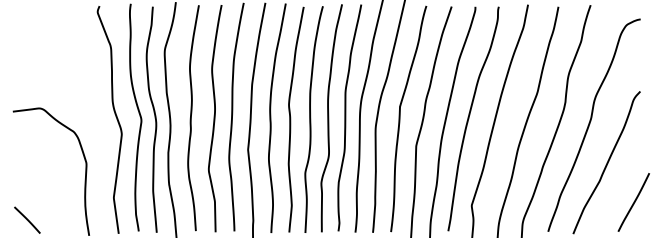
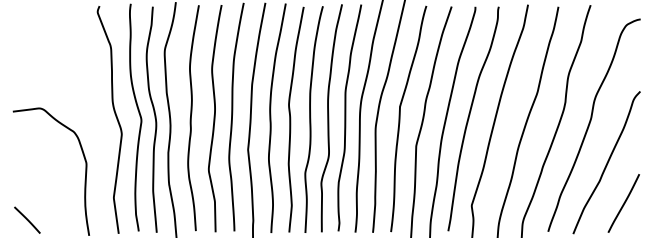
line position: (633, 202) -> (623, 203) (623, 203)
